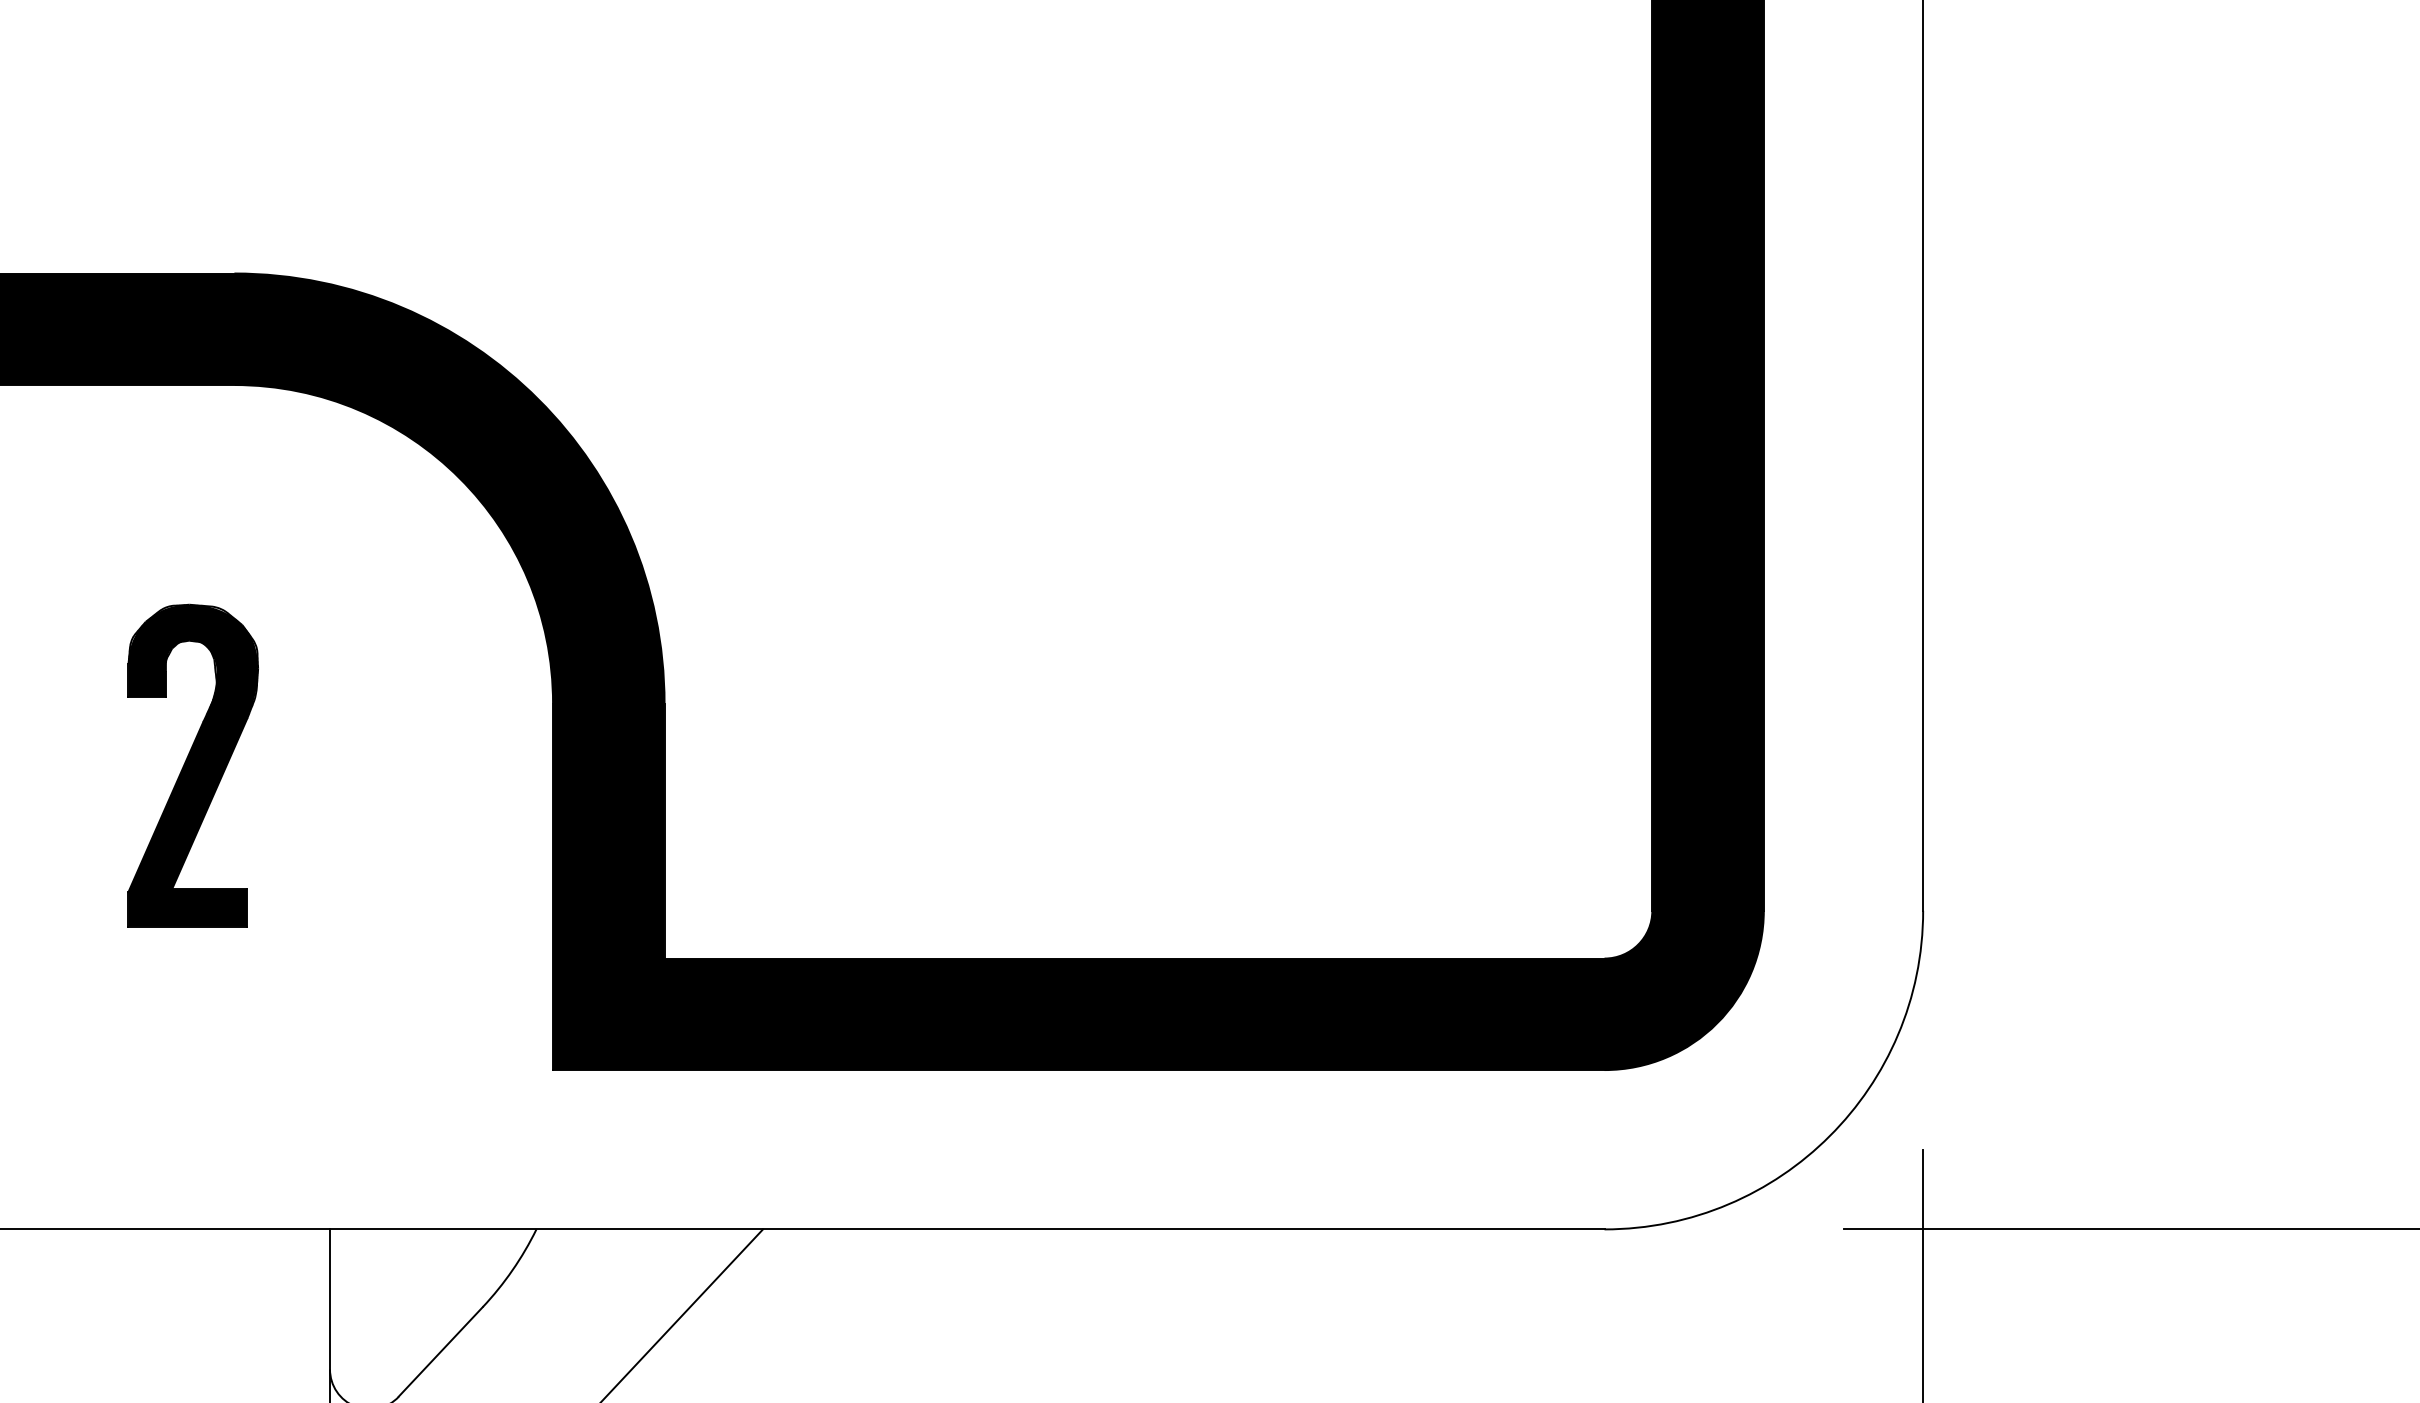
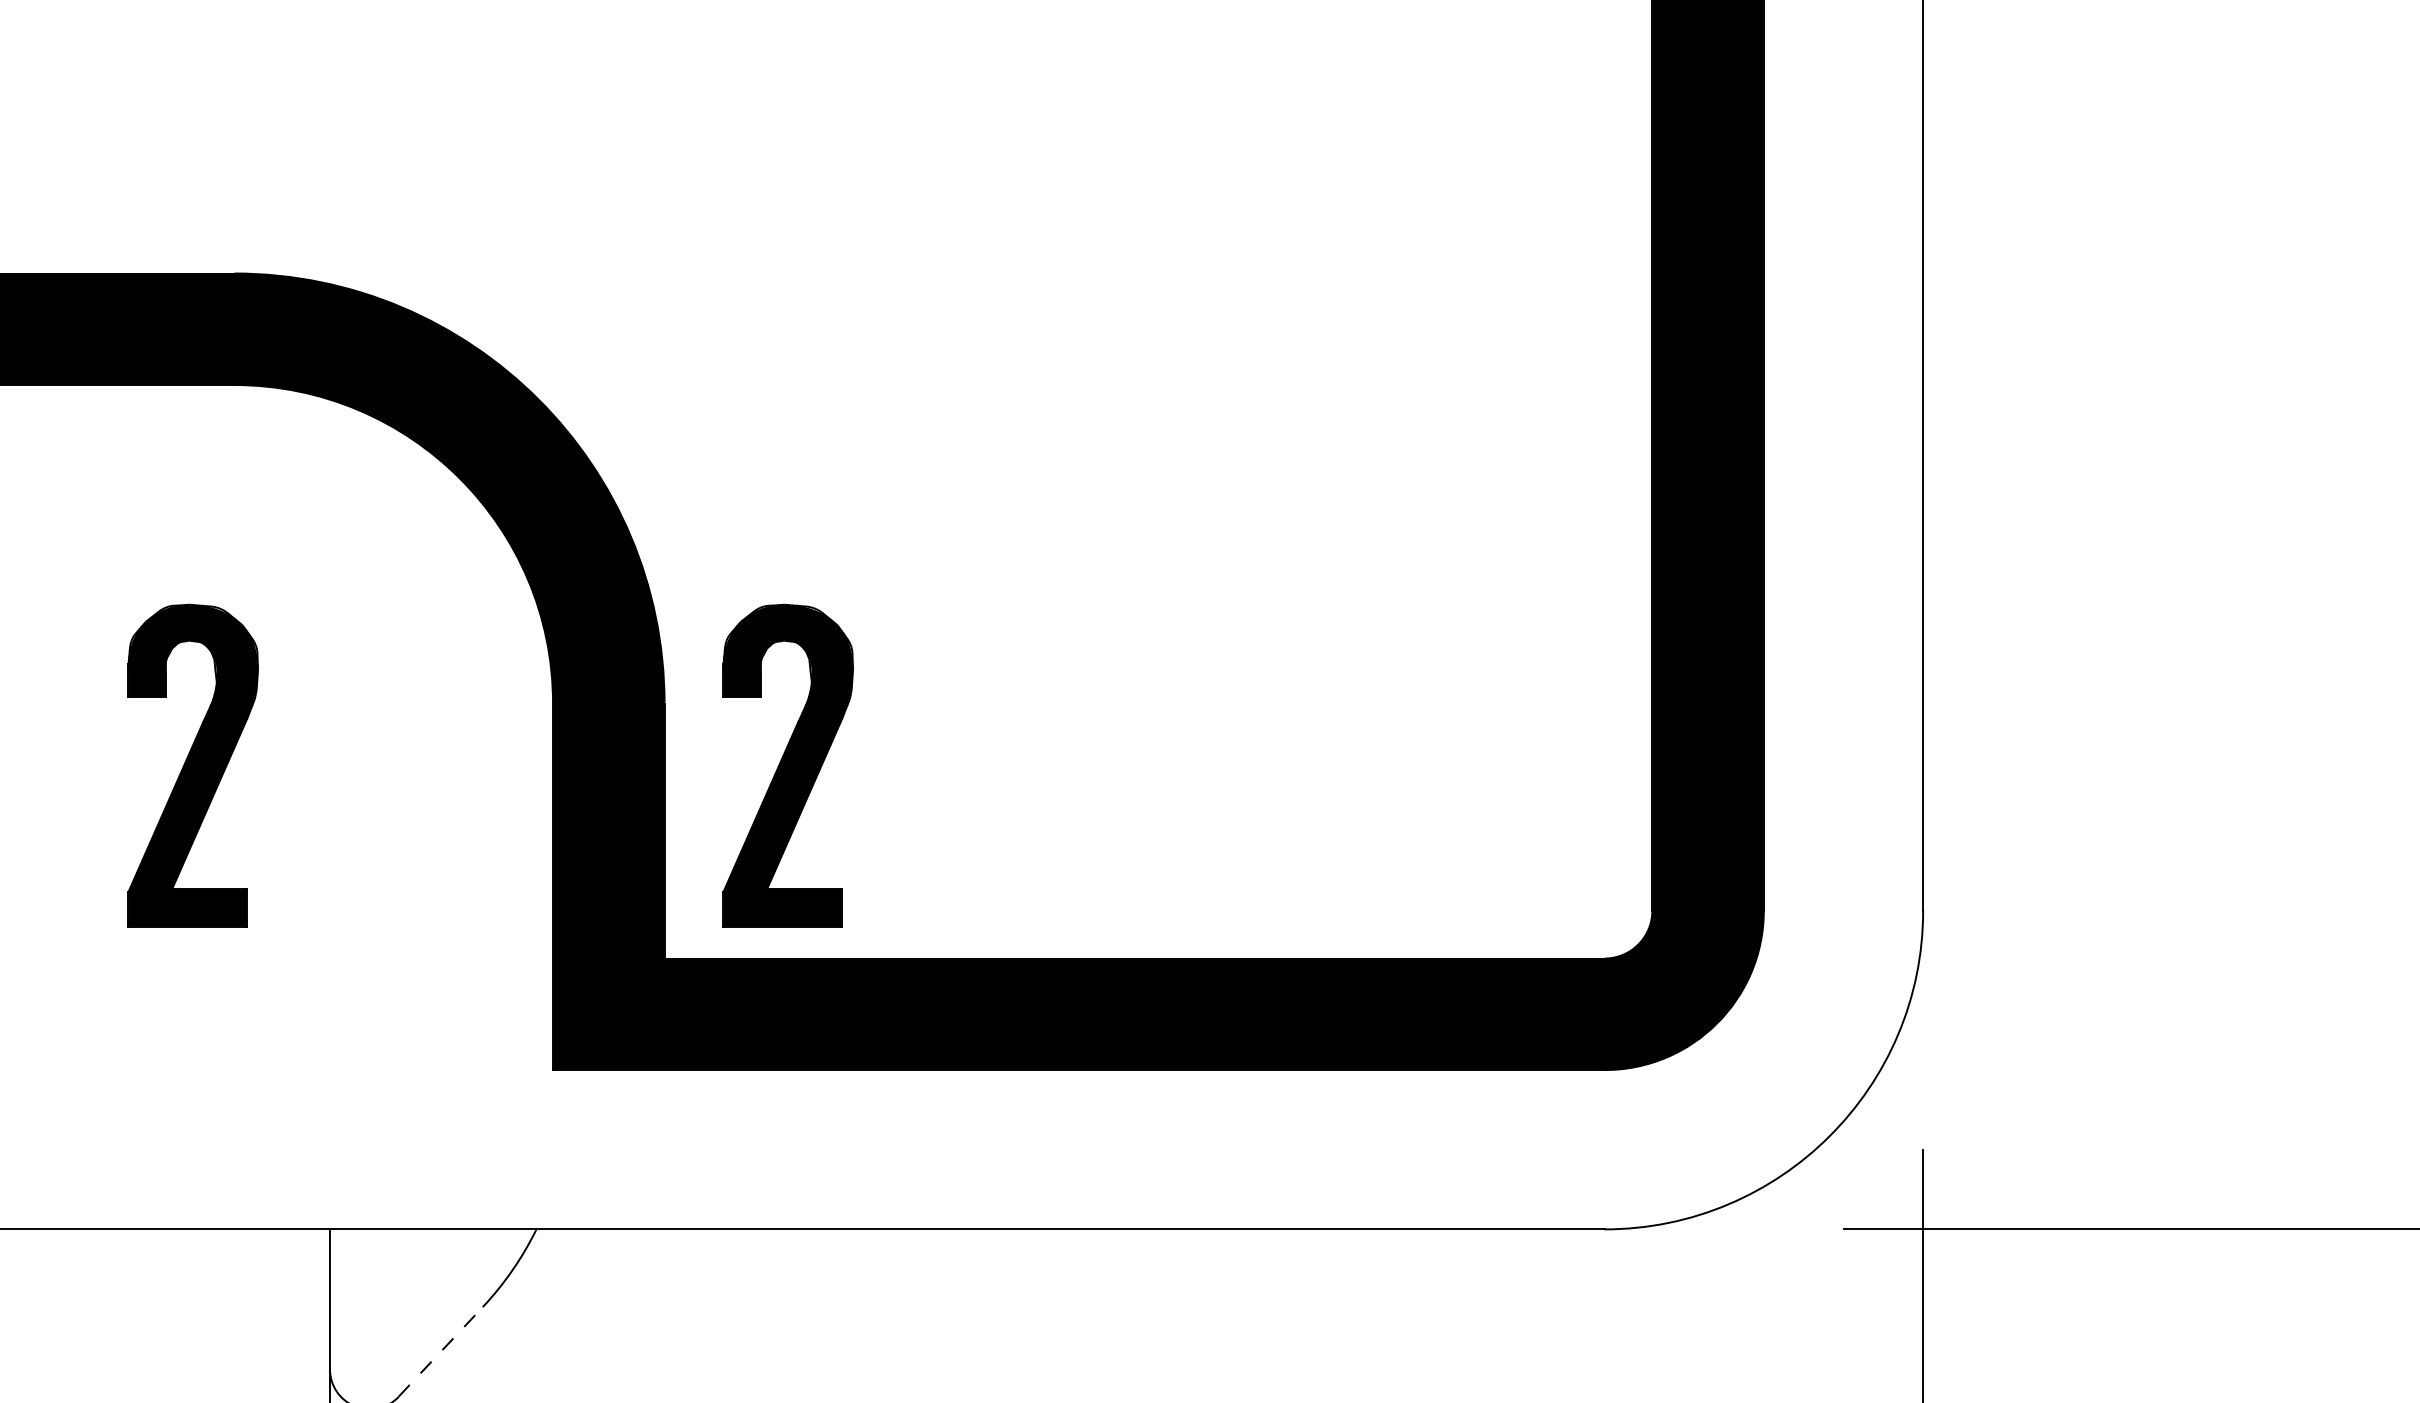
part: none -> present (787, 765)
line: present -> none (683, 1314)
line: solid -> dashed (441, 1351)
